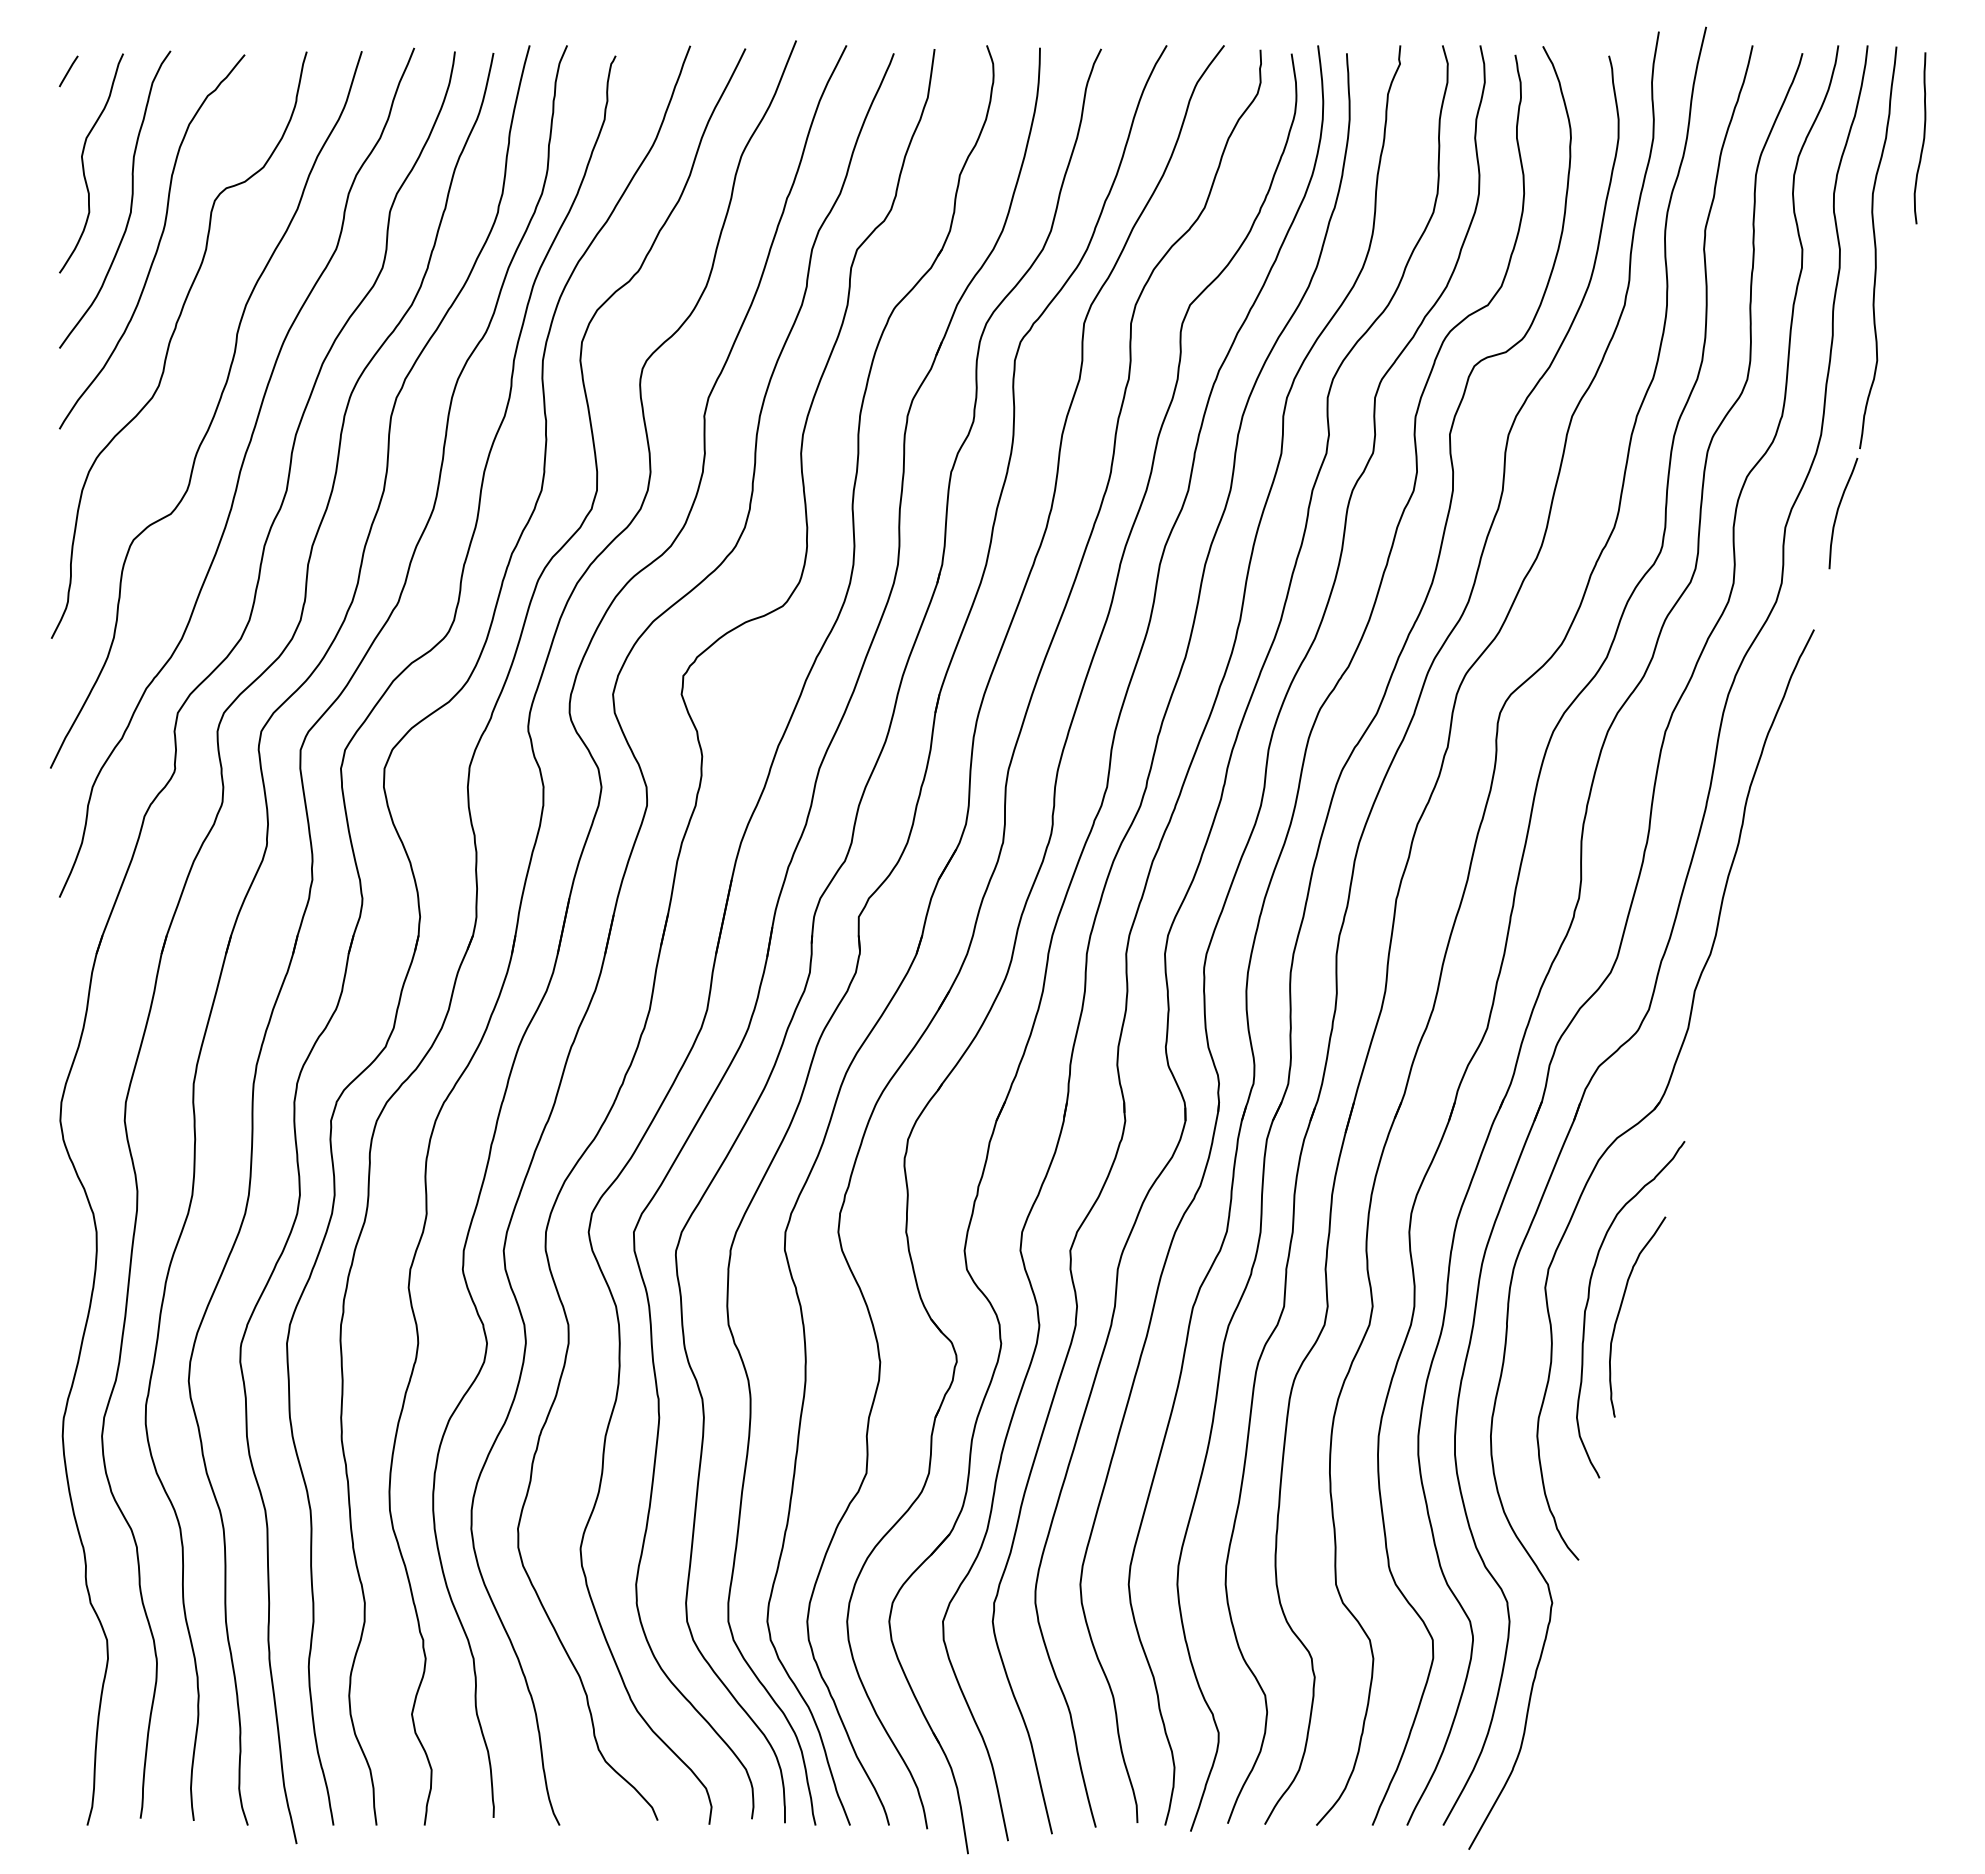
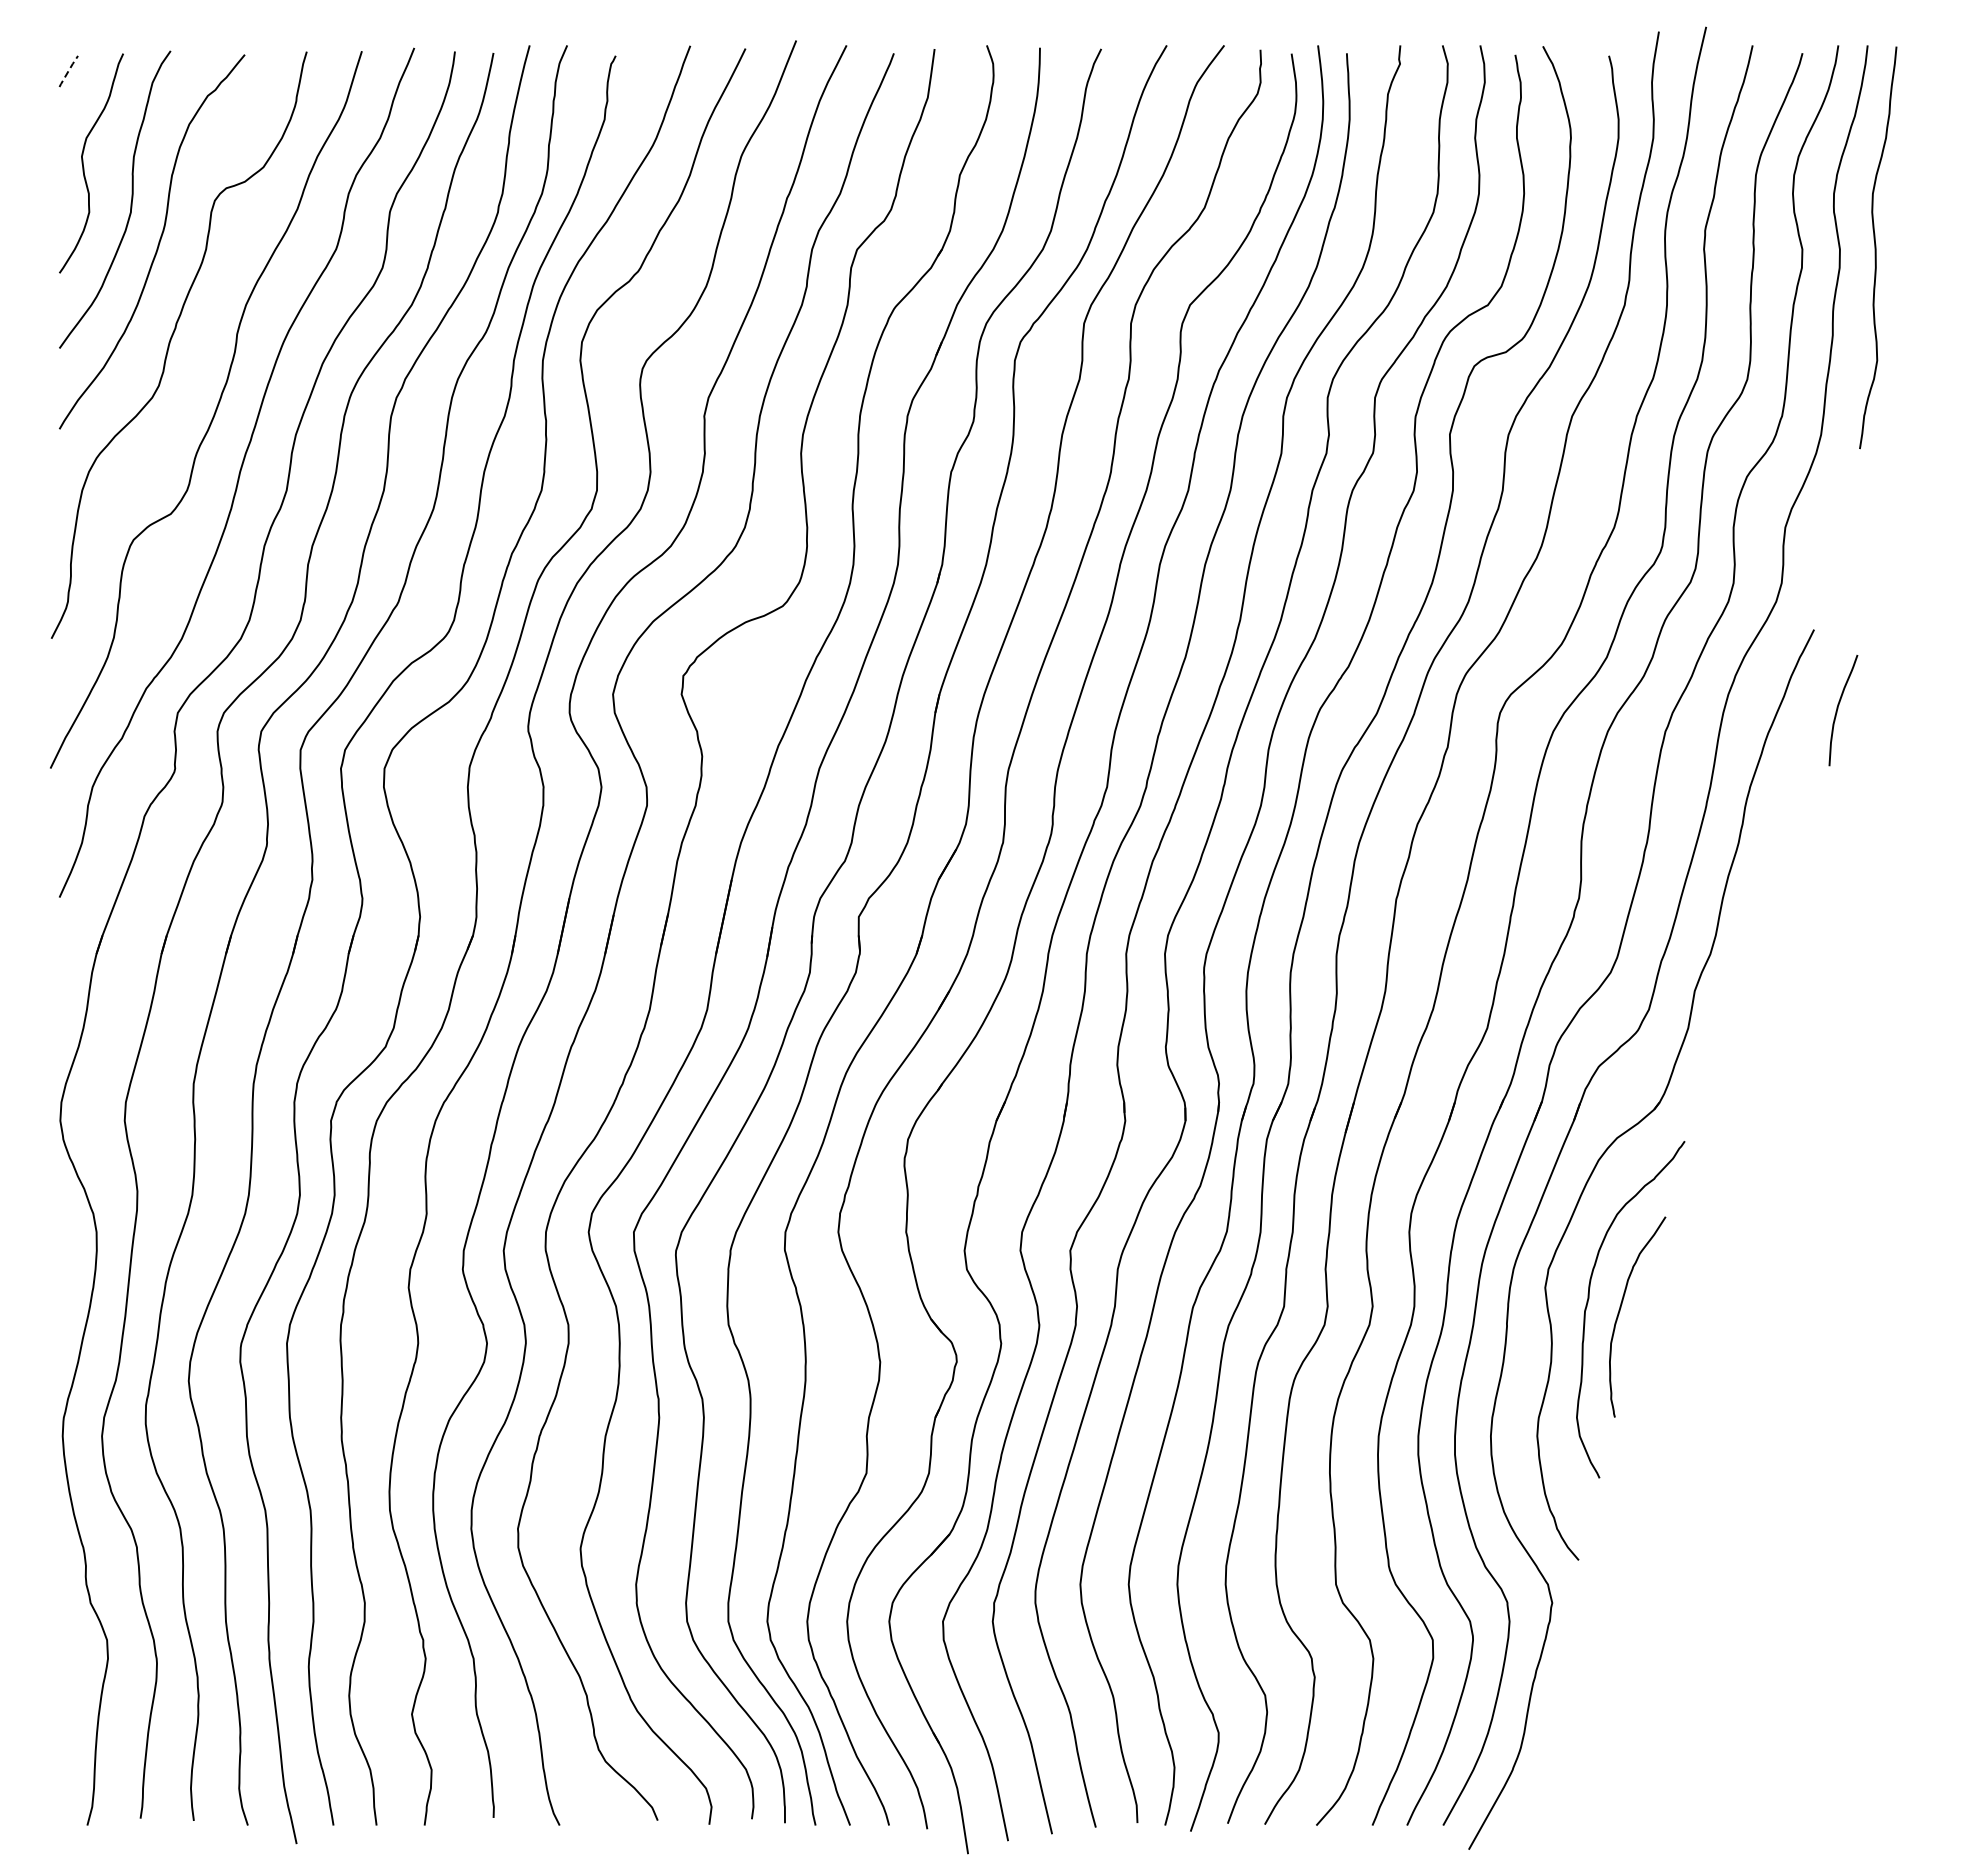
line: solid -> dashed (68, 71)
curve: present -> none (1923, 138)
curve position: (1838, 512) -> (1838, 709) (1838, 709)
